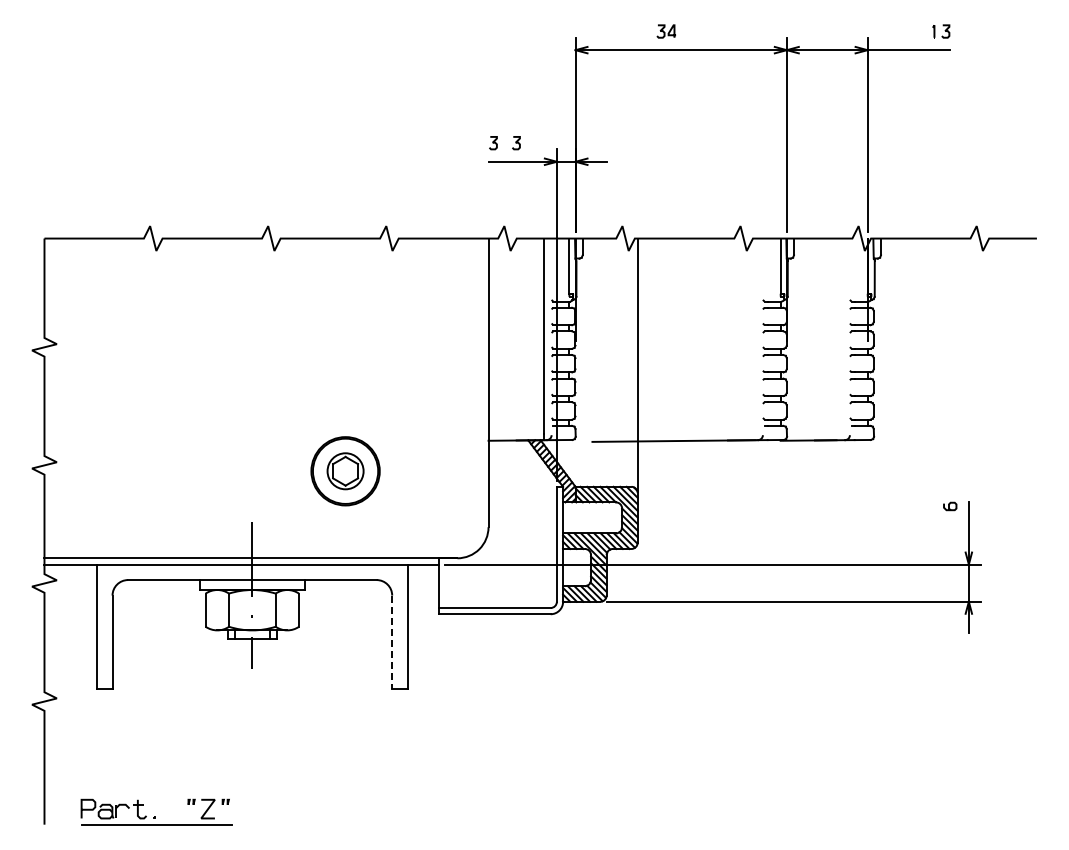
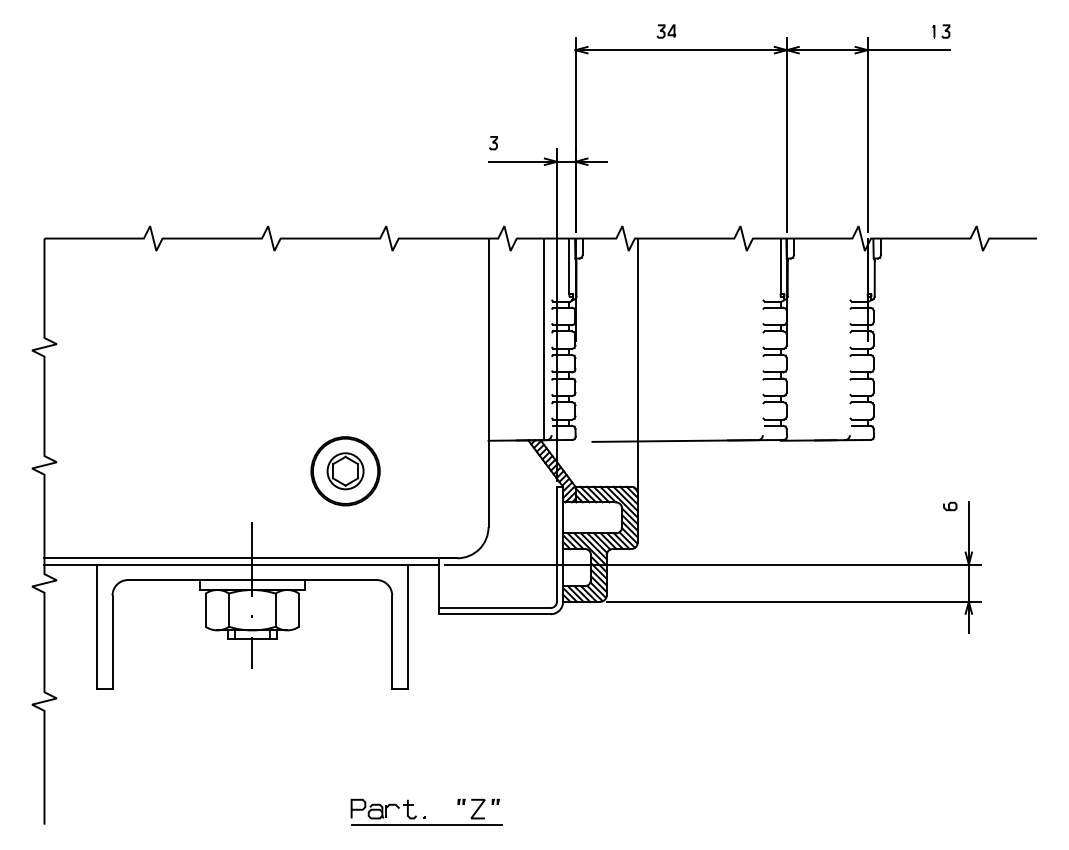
curve: present -> none (516, 143)
line: dashed -> solid (392, 642)
part position: (156, 811) -> (426, 811) (426, 811)
